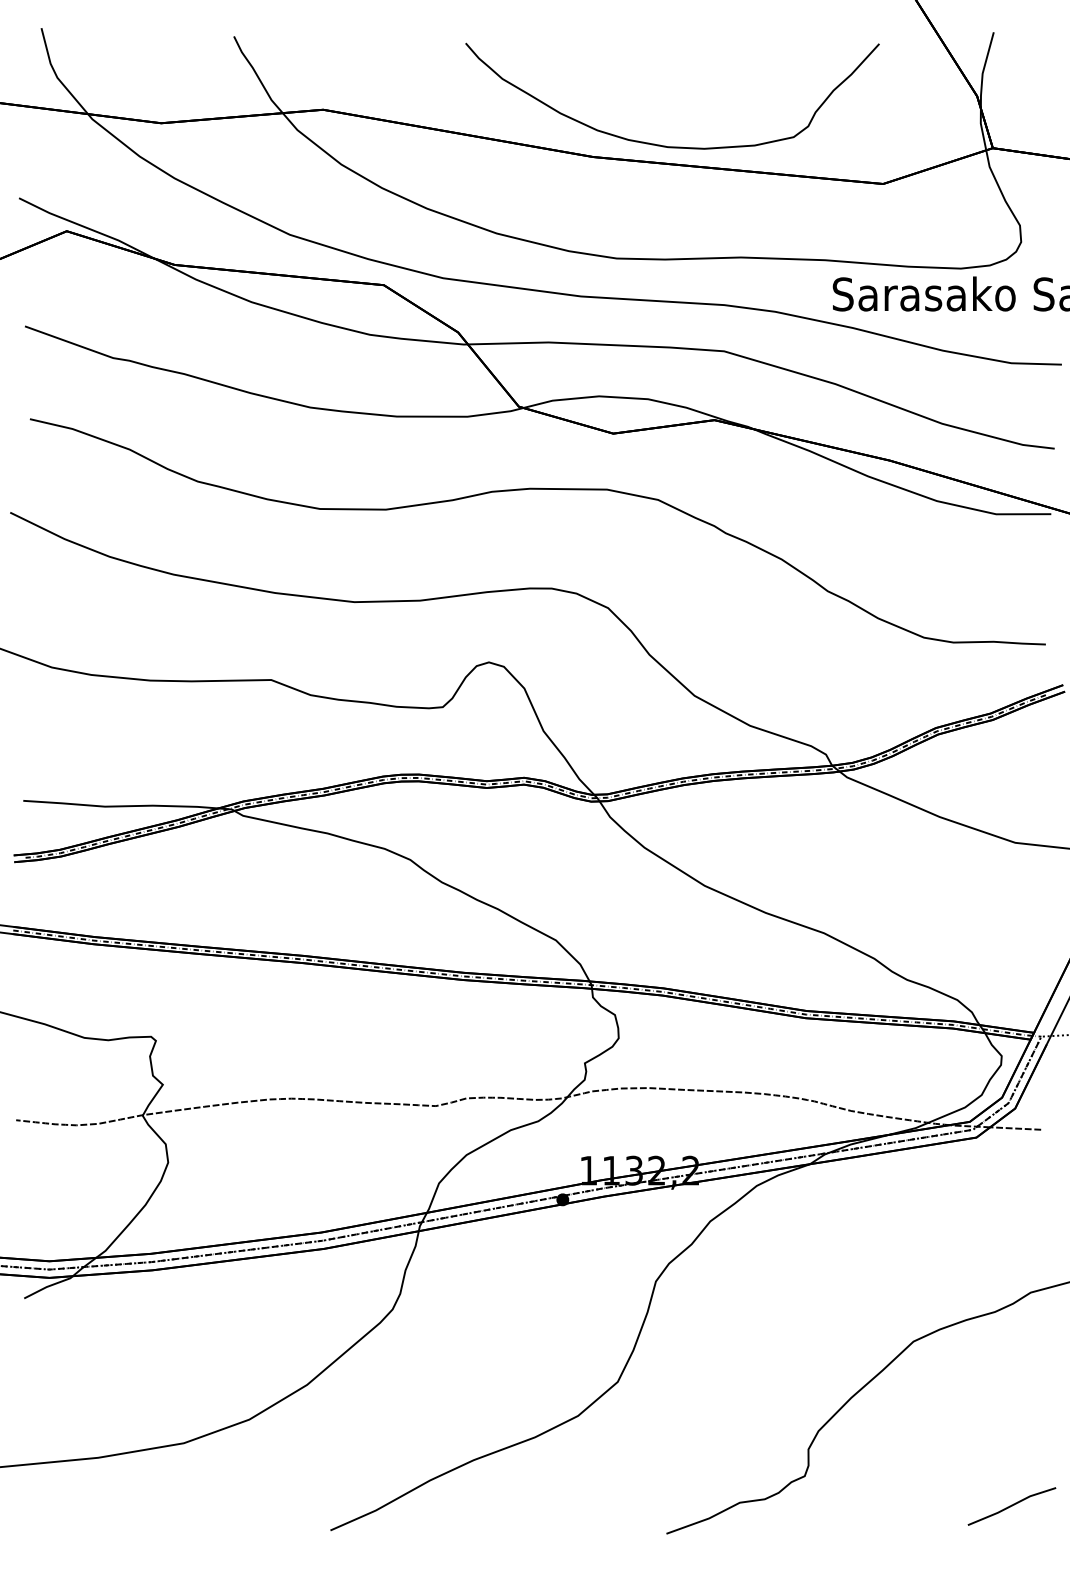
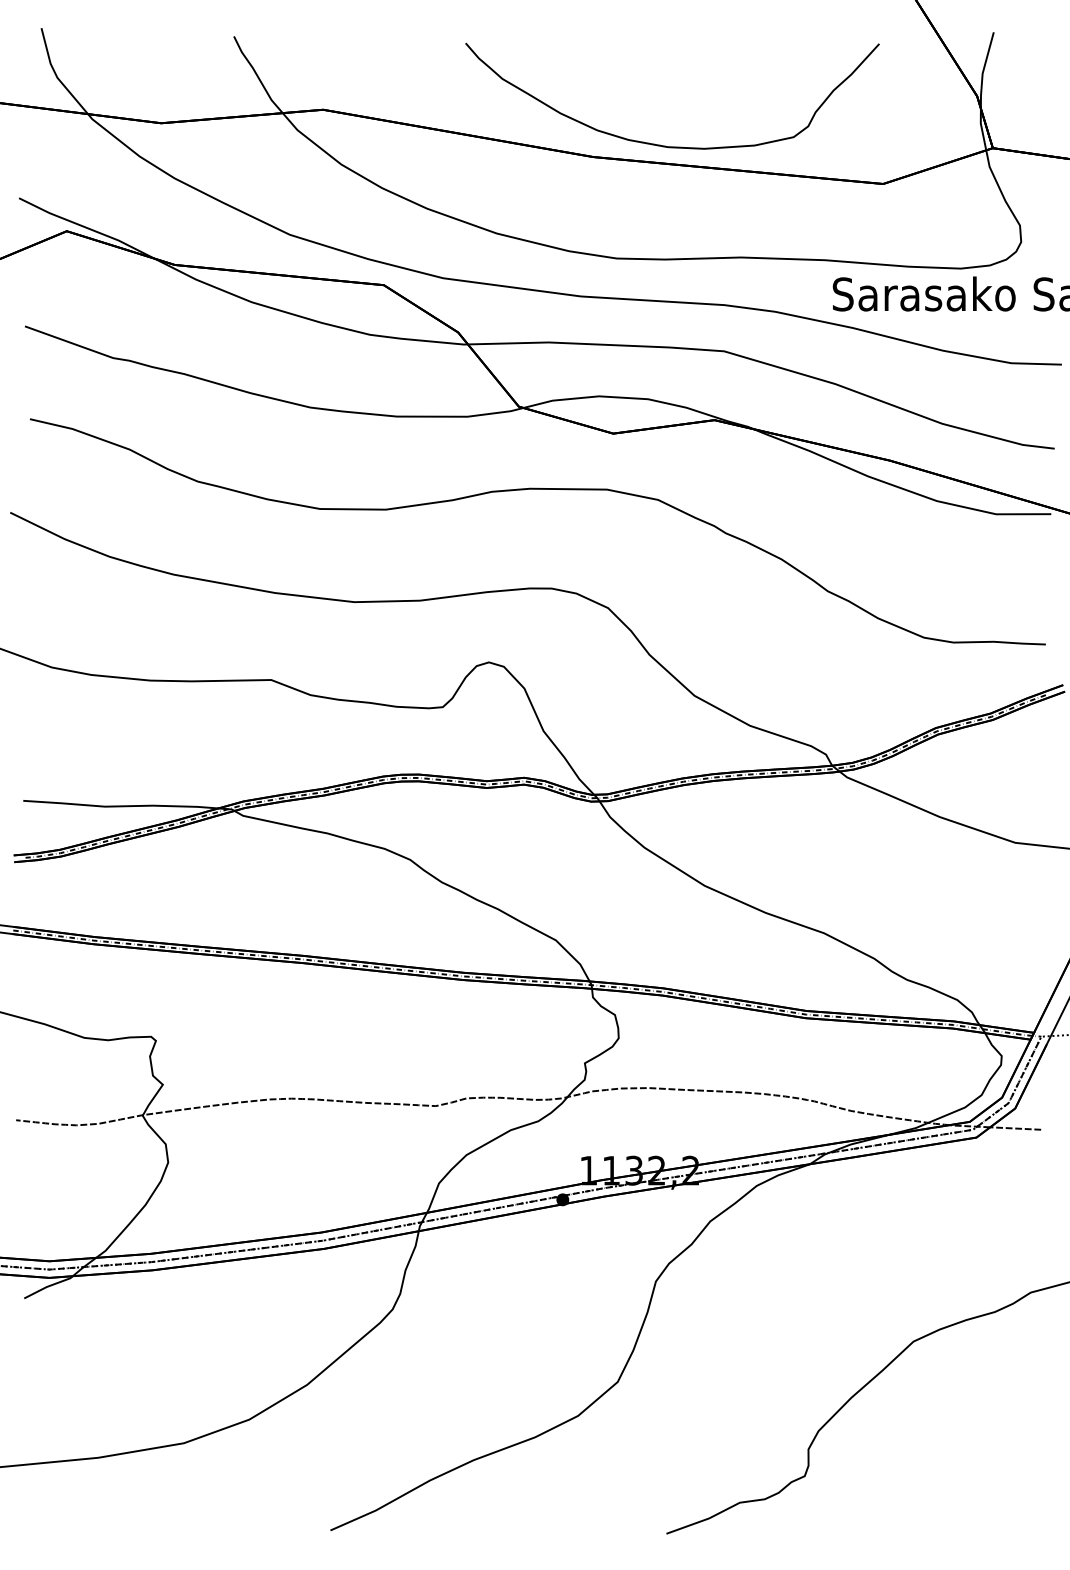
line: present -> none (1011, 1506)
